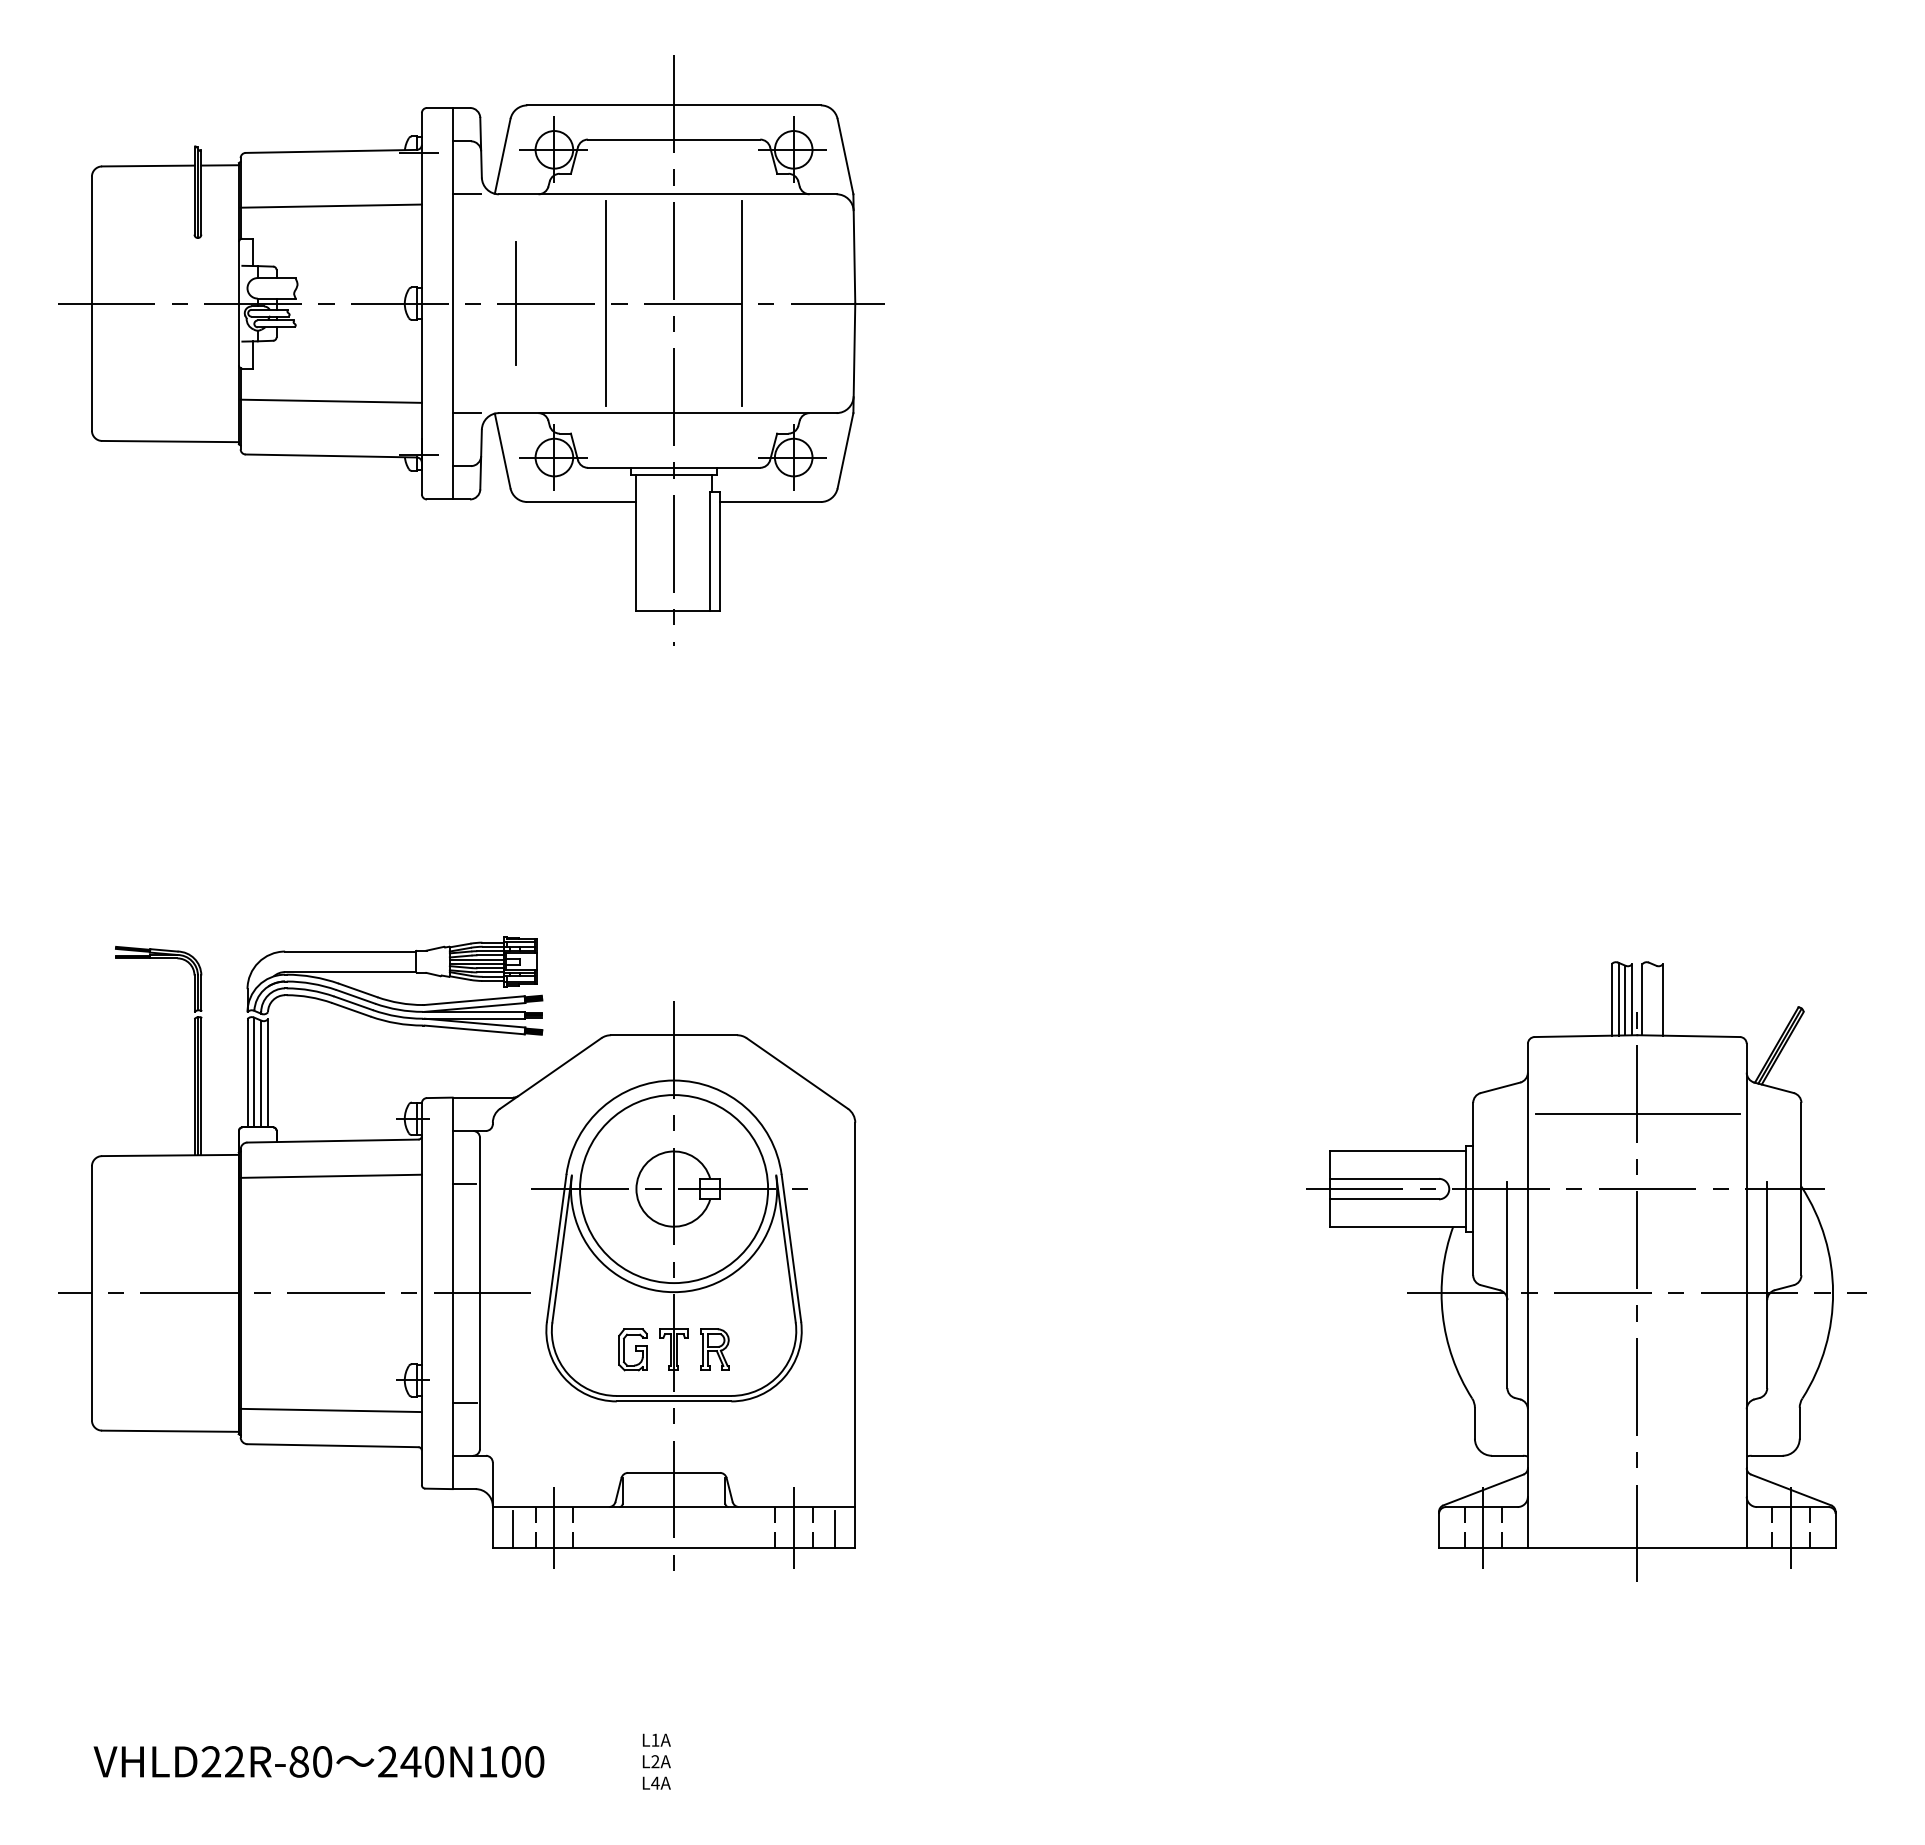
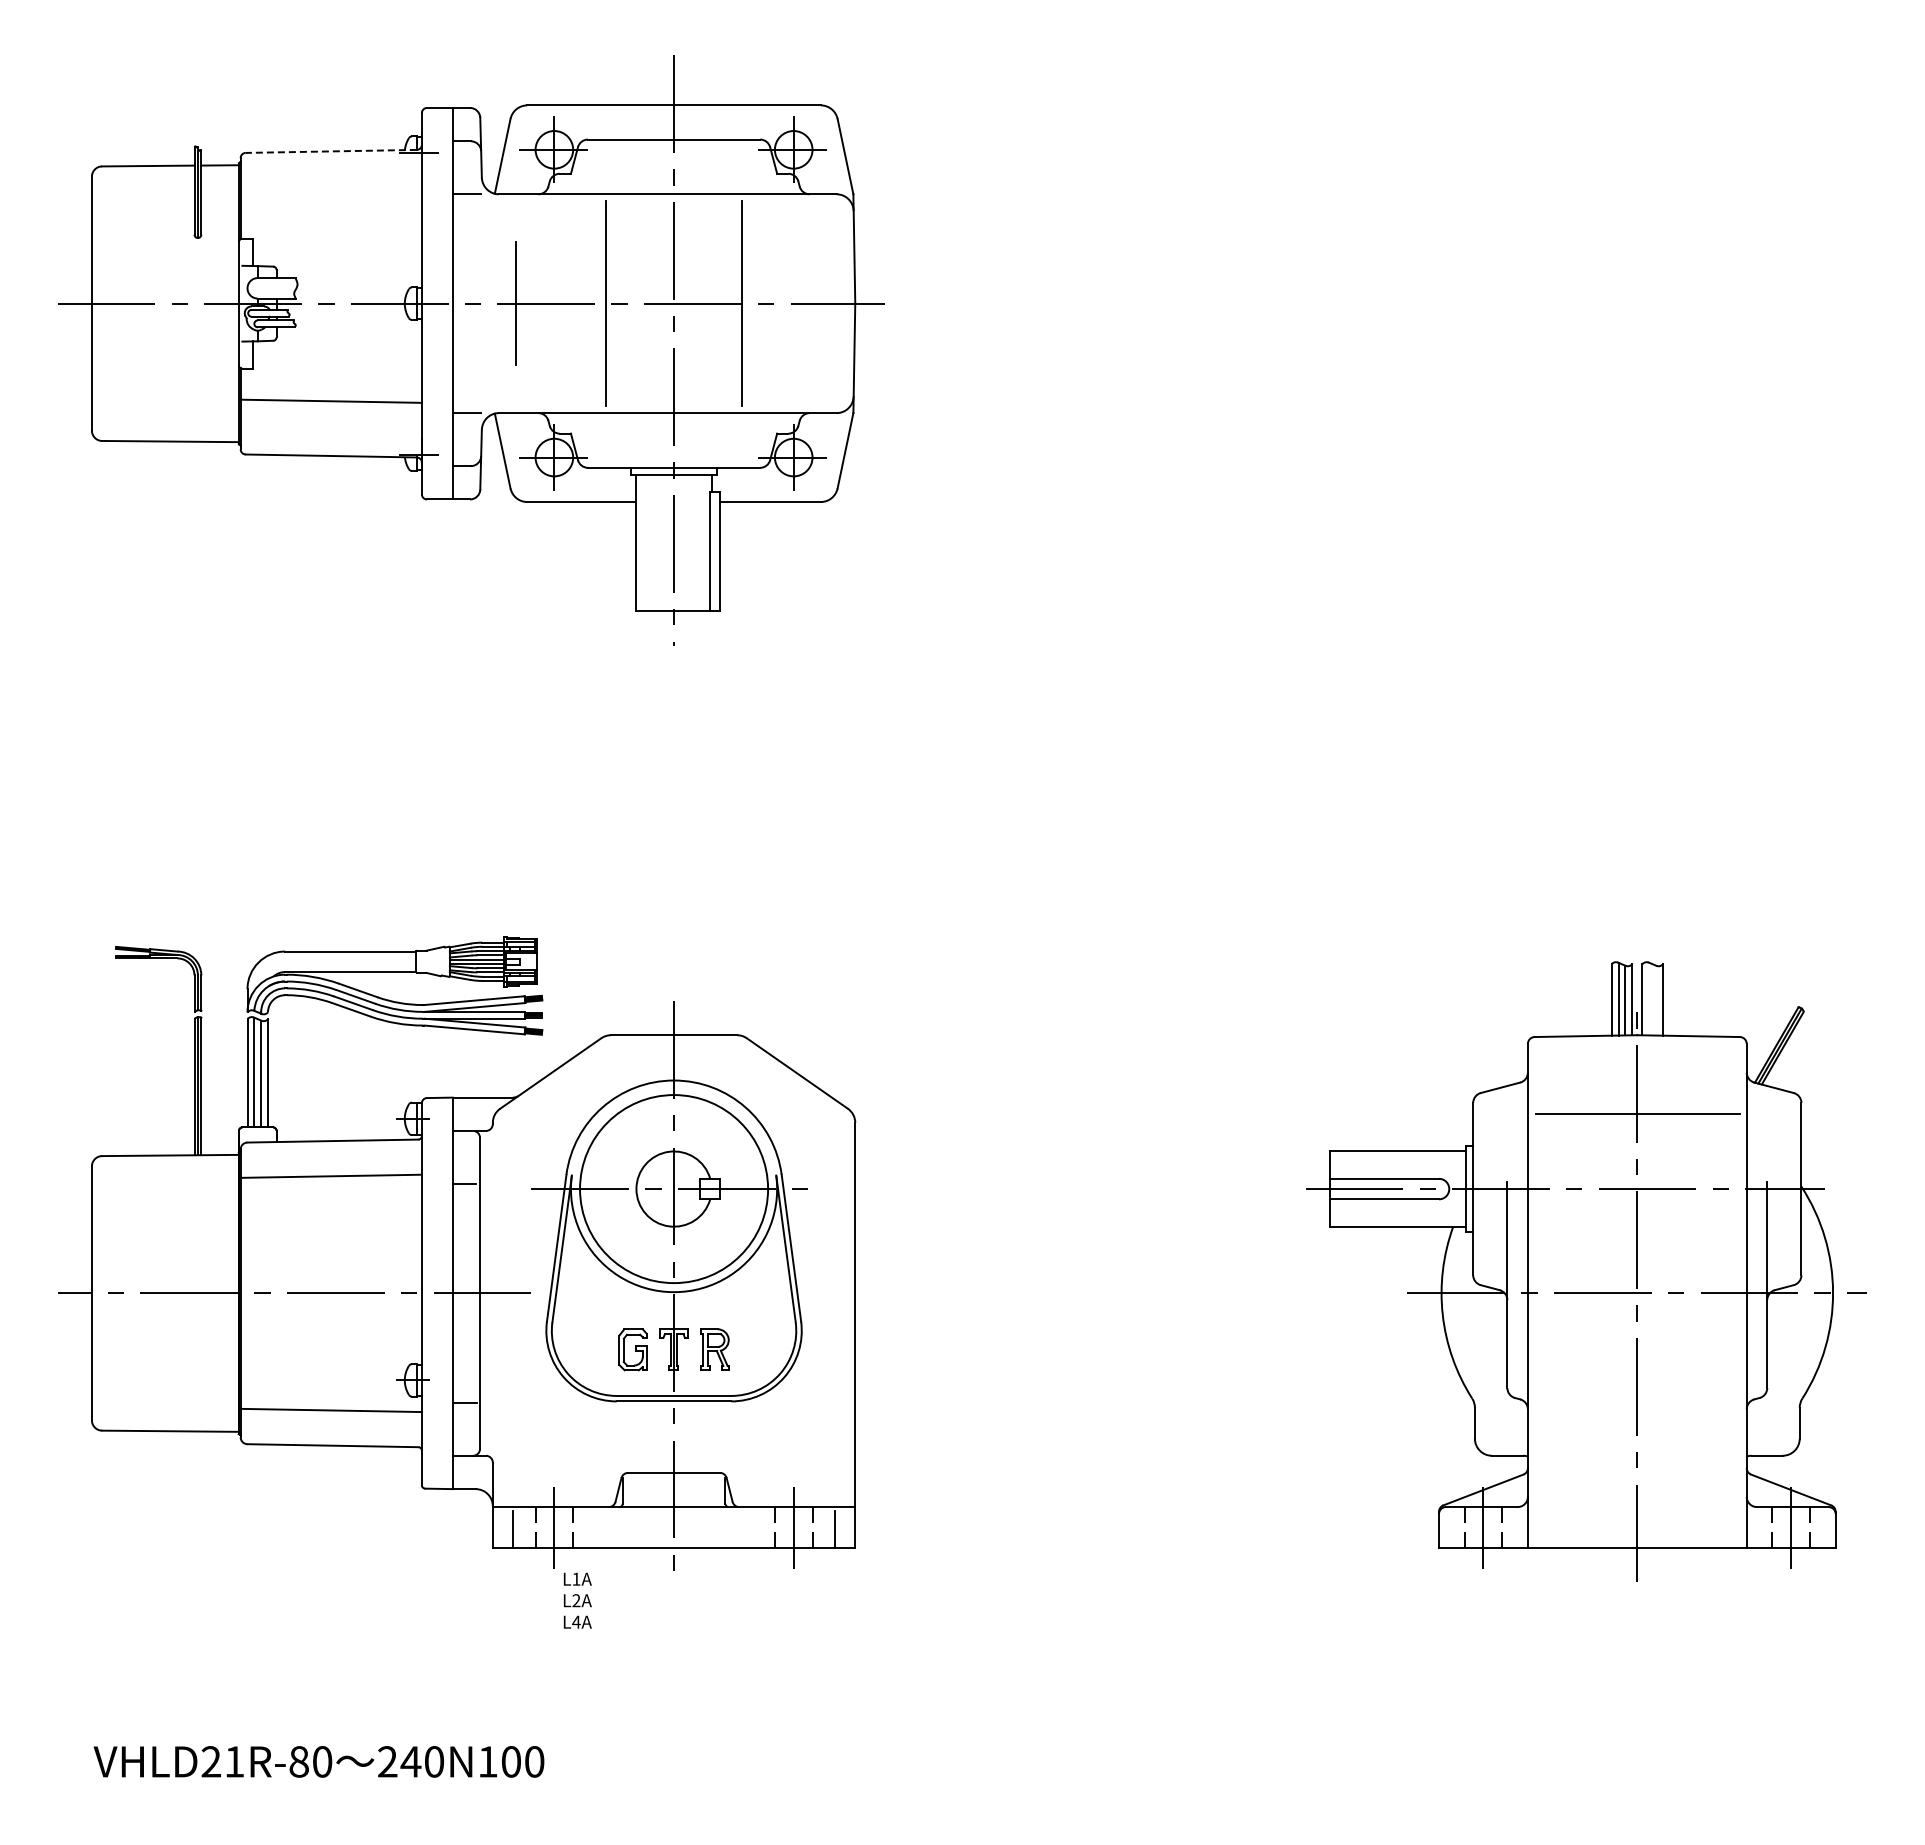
line: solid -> dashed (331, 151)
line: present -> none (330, 205)
text: VHLD22R-80 -> VHLD21R-80 (234, 1761)
text position: (656, 1761) -> (577, 1600) (577, 1600)
